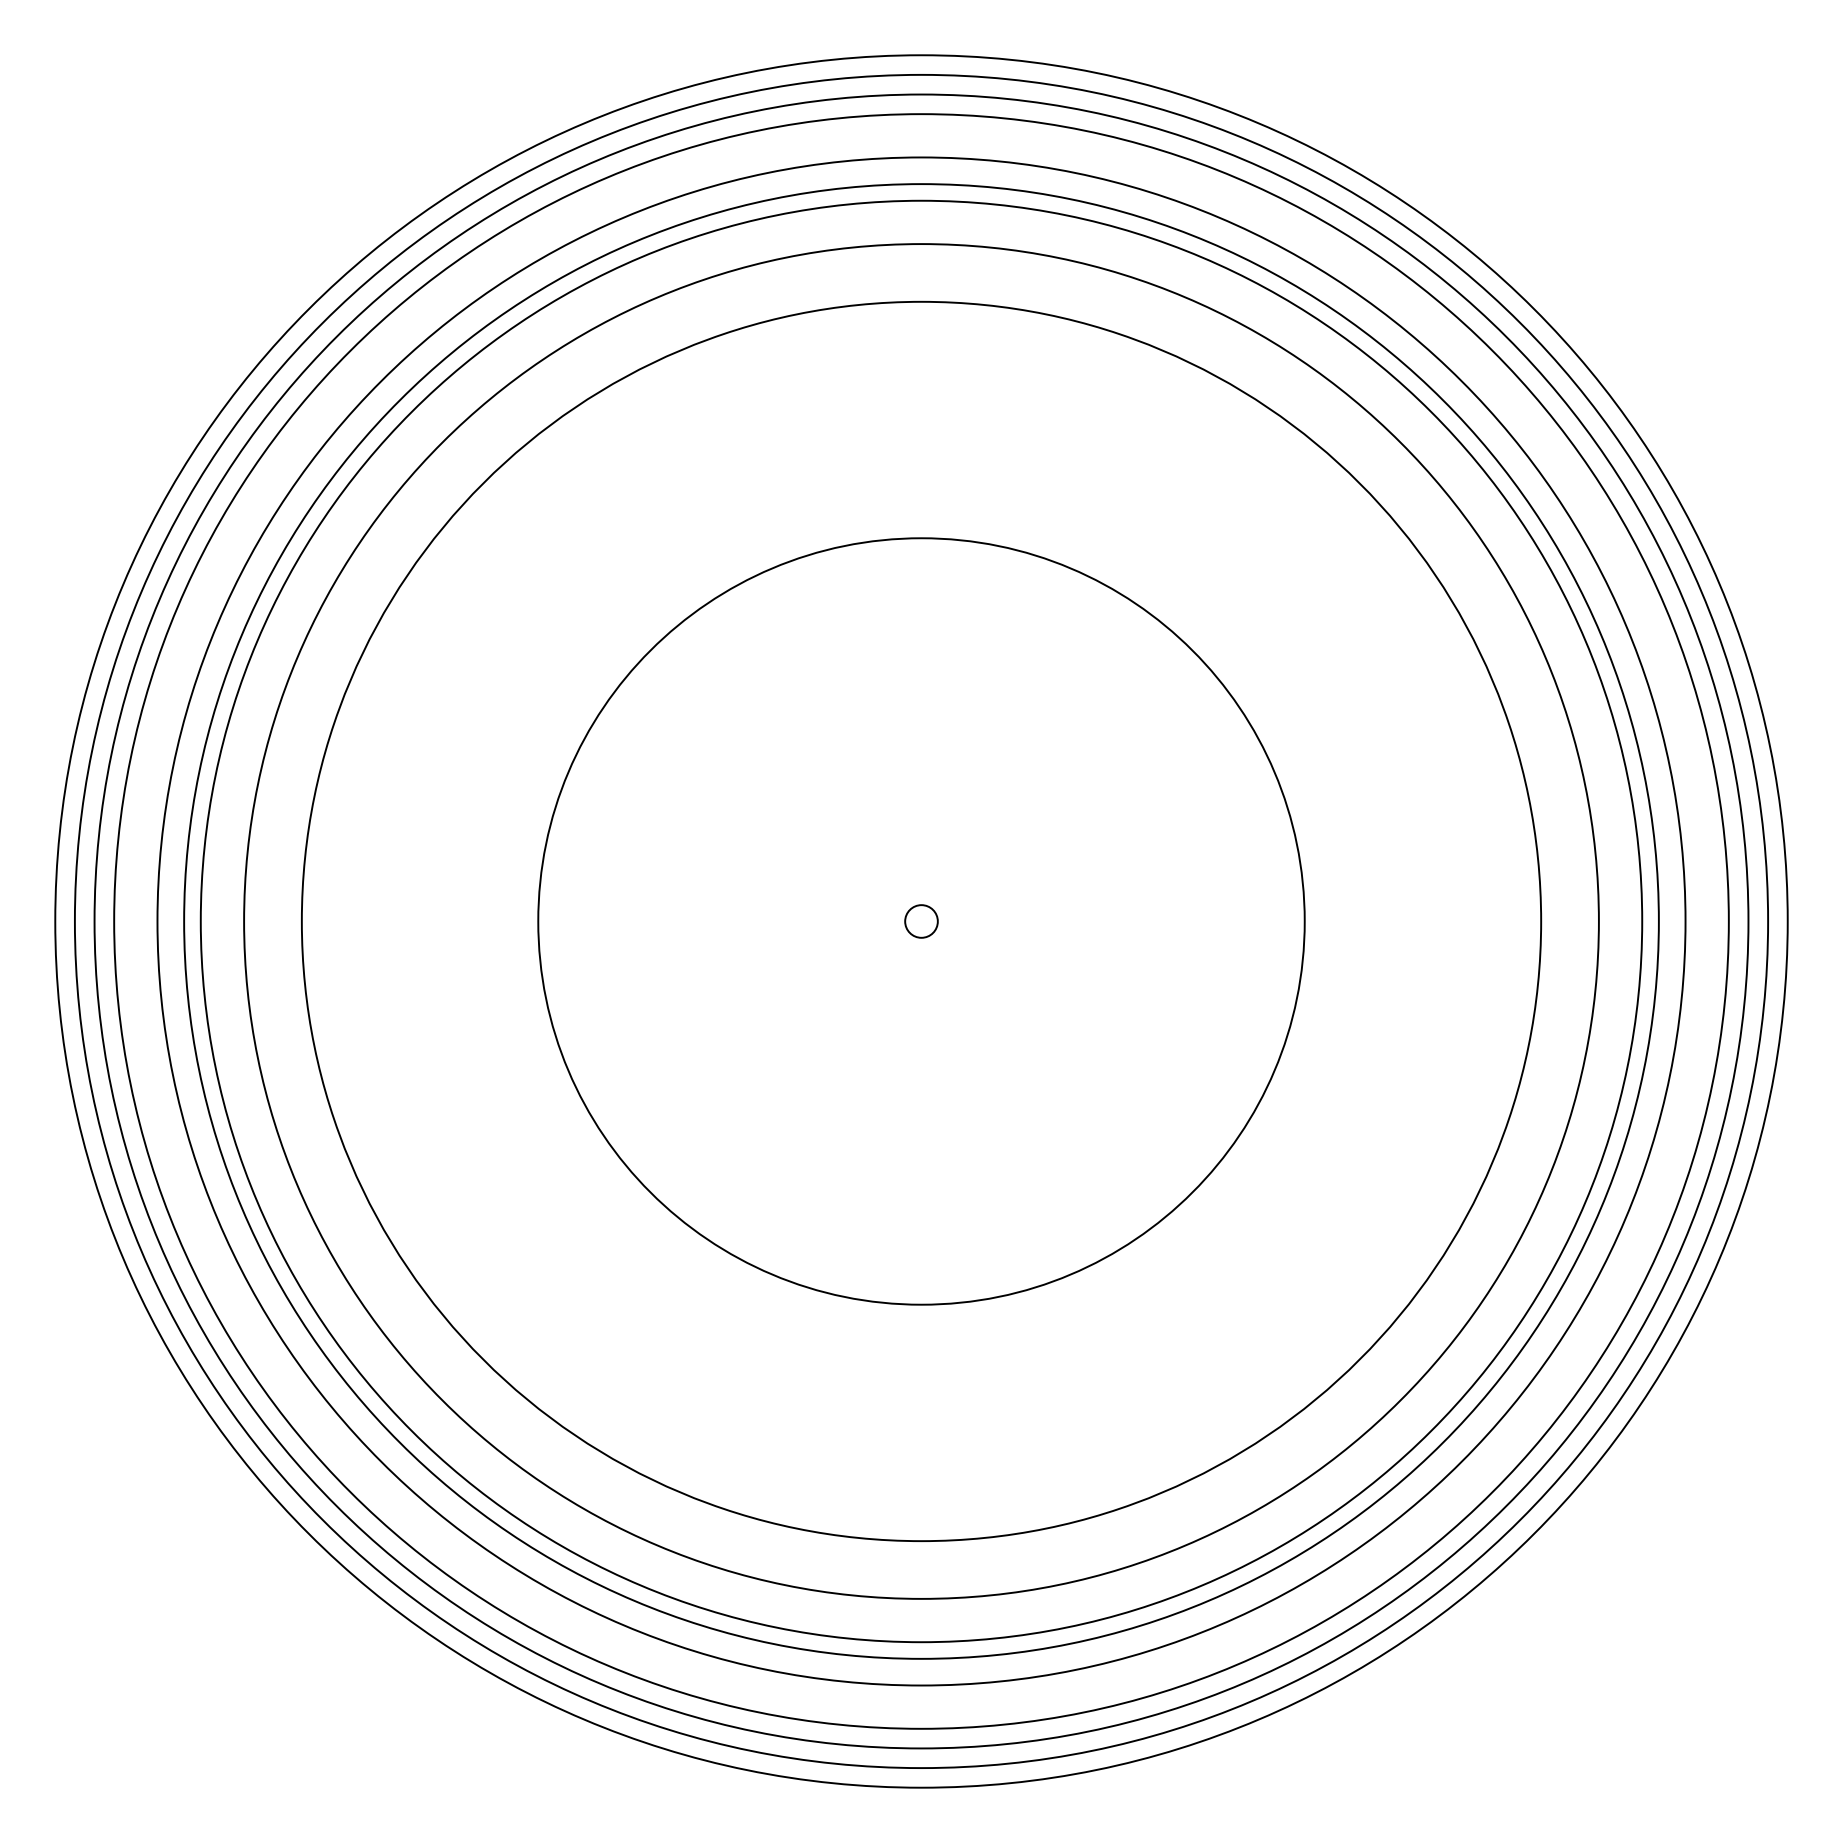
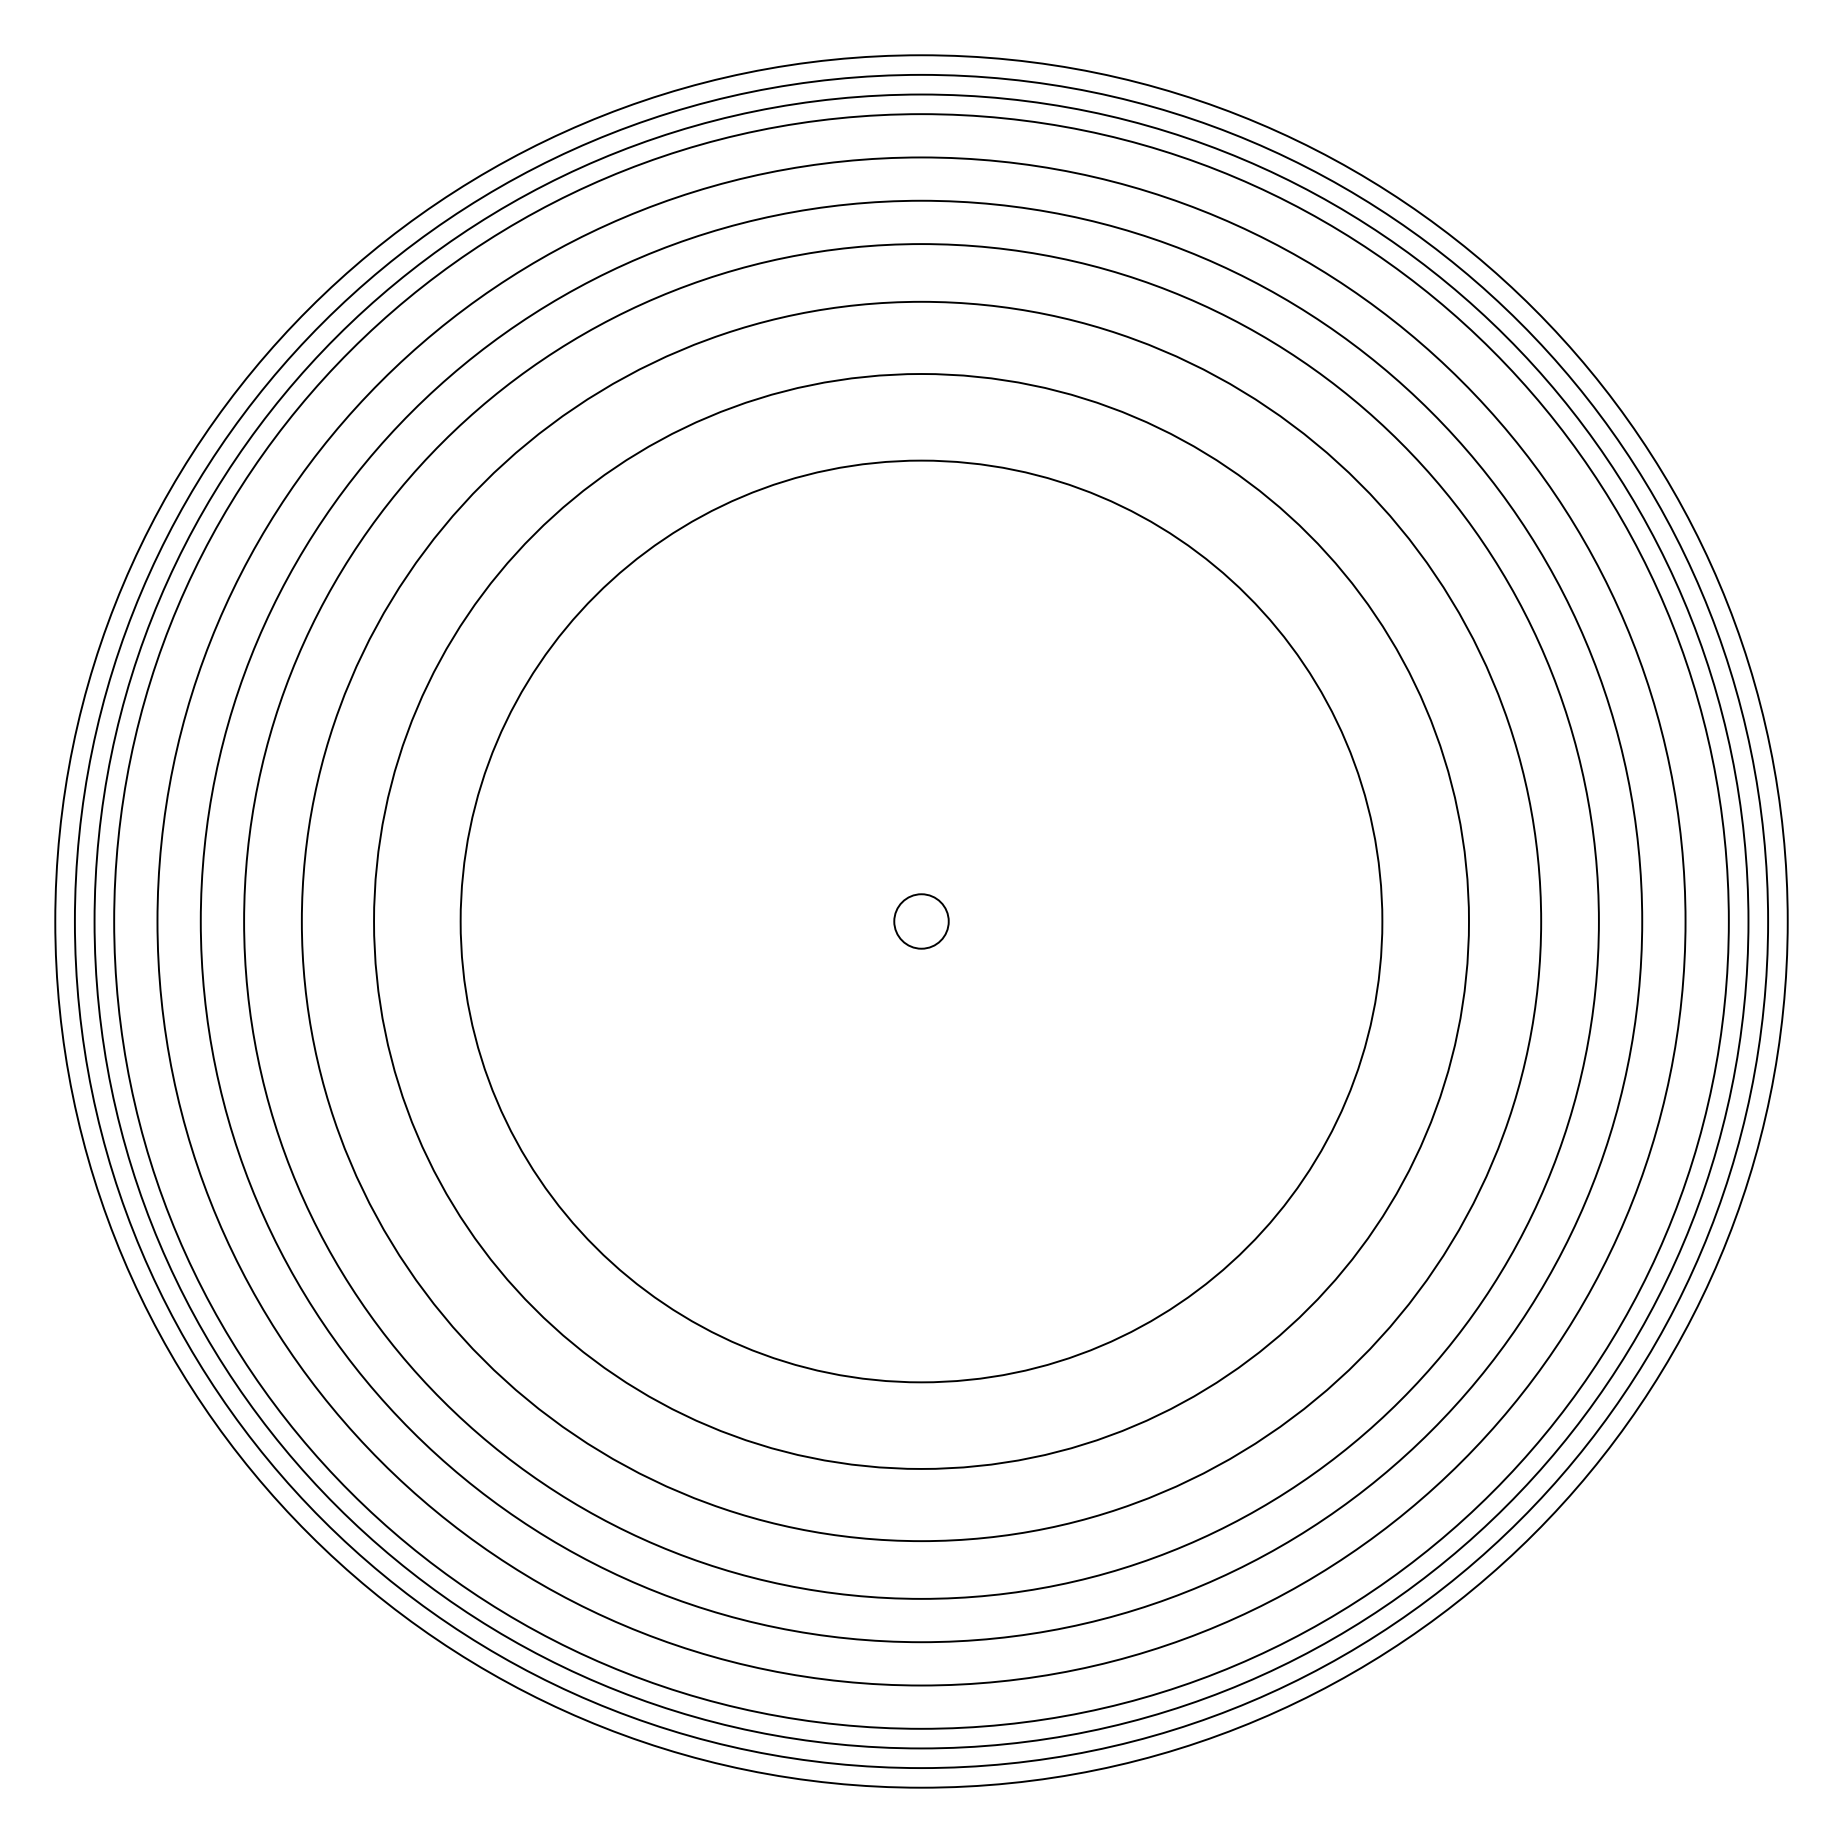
circle diameter: 1475 px -> 922 px (921, 921)
circle diameter: 33 px -> 54 px (921, 921)
circle diameter: 766 px -> 1095 px (921, 921)
